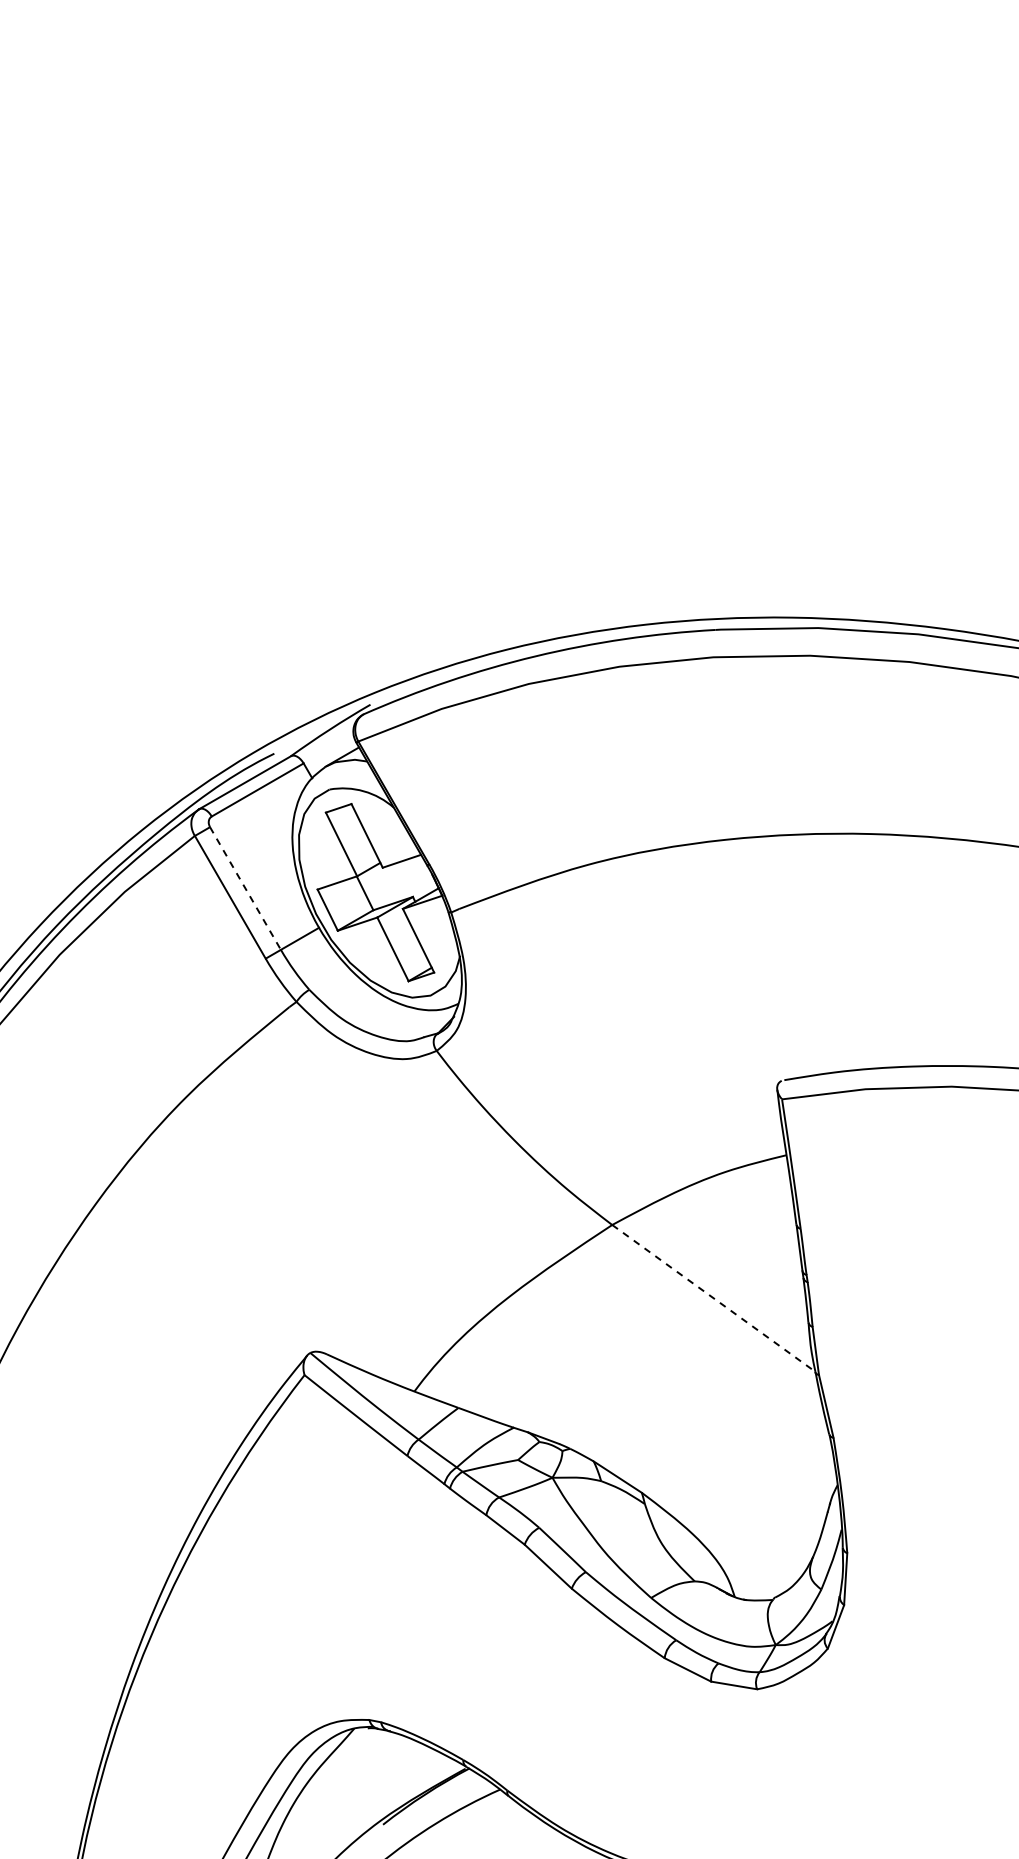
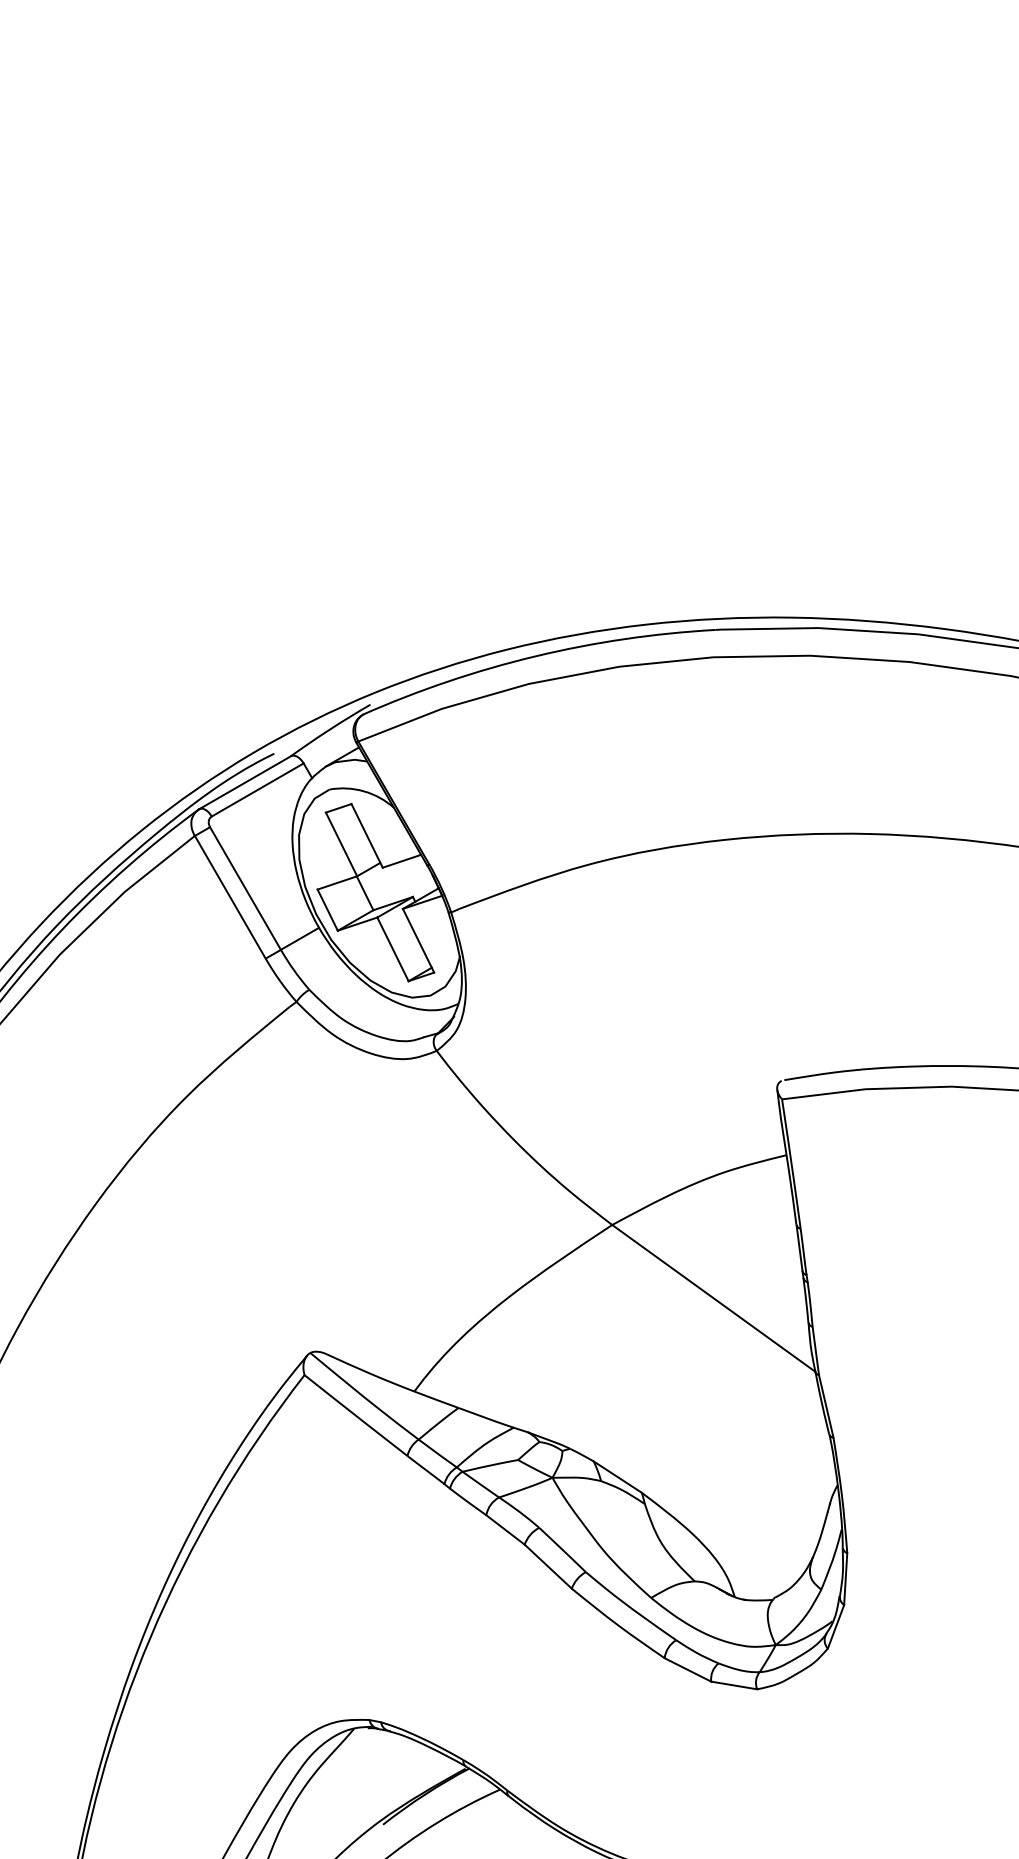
line: dashed -> solid (245, 888)
line: dashed -> solid (714, 1298)
